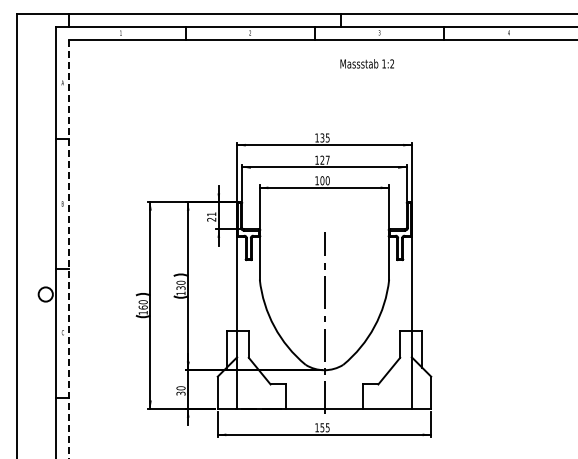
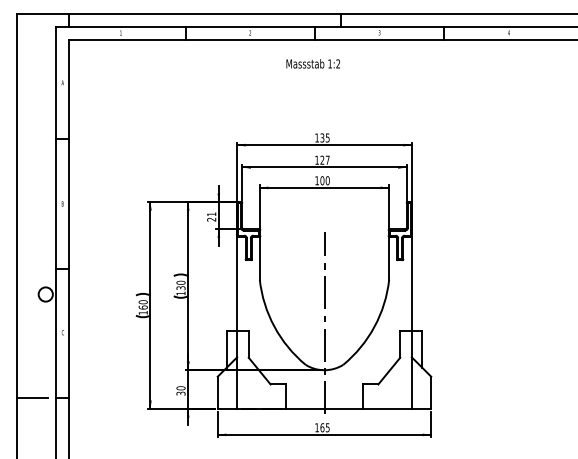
text position: (366, 63) -> (312, 63) (312, 63)
line: dashed -> solid (69, 249)
line: none -> present (32, 398)
text: 155 -> 165 (322, 427)
